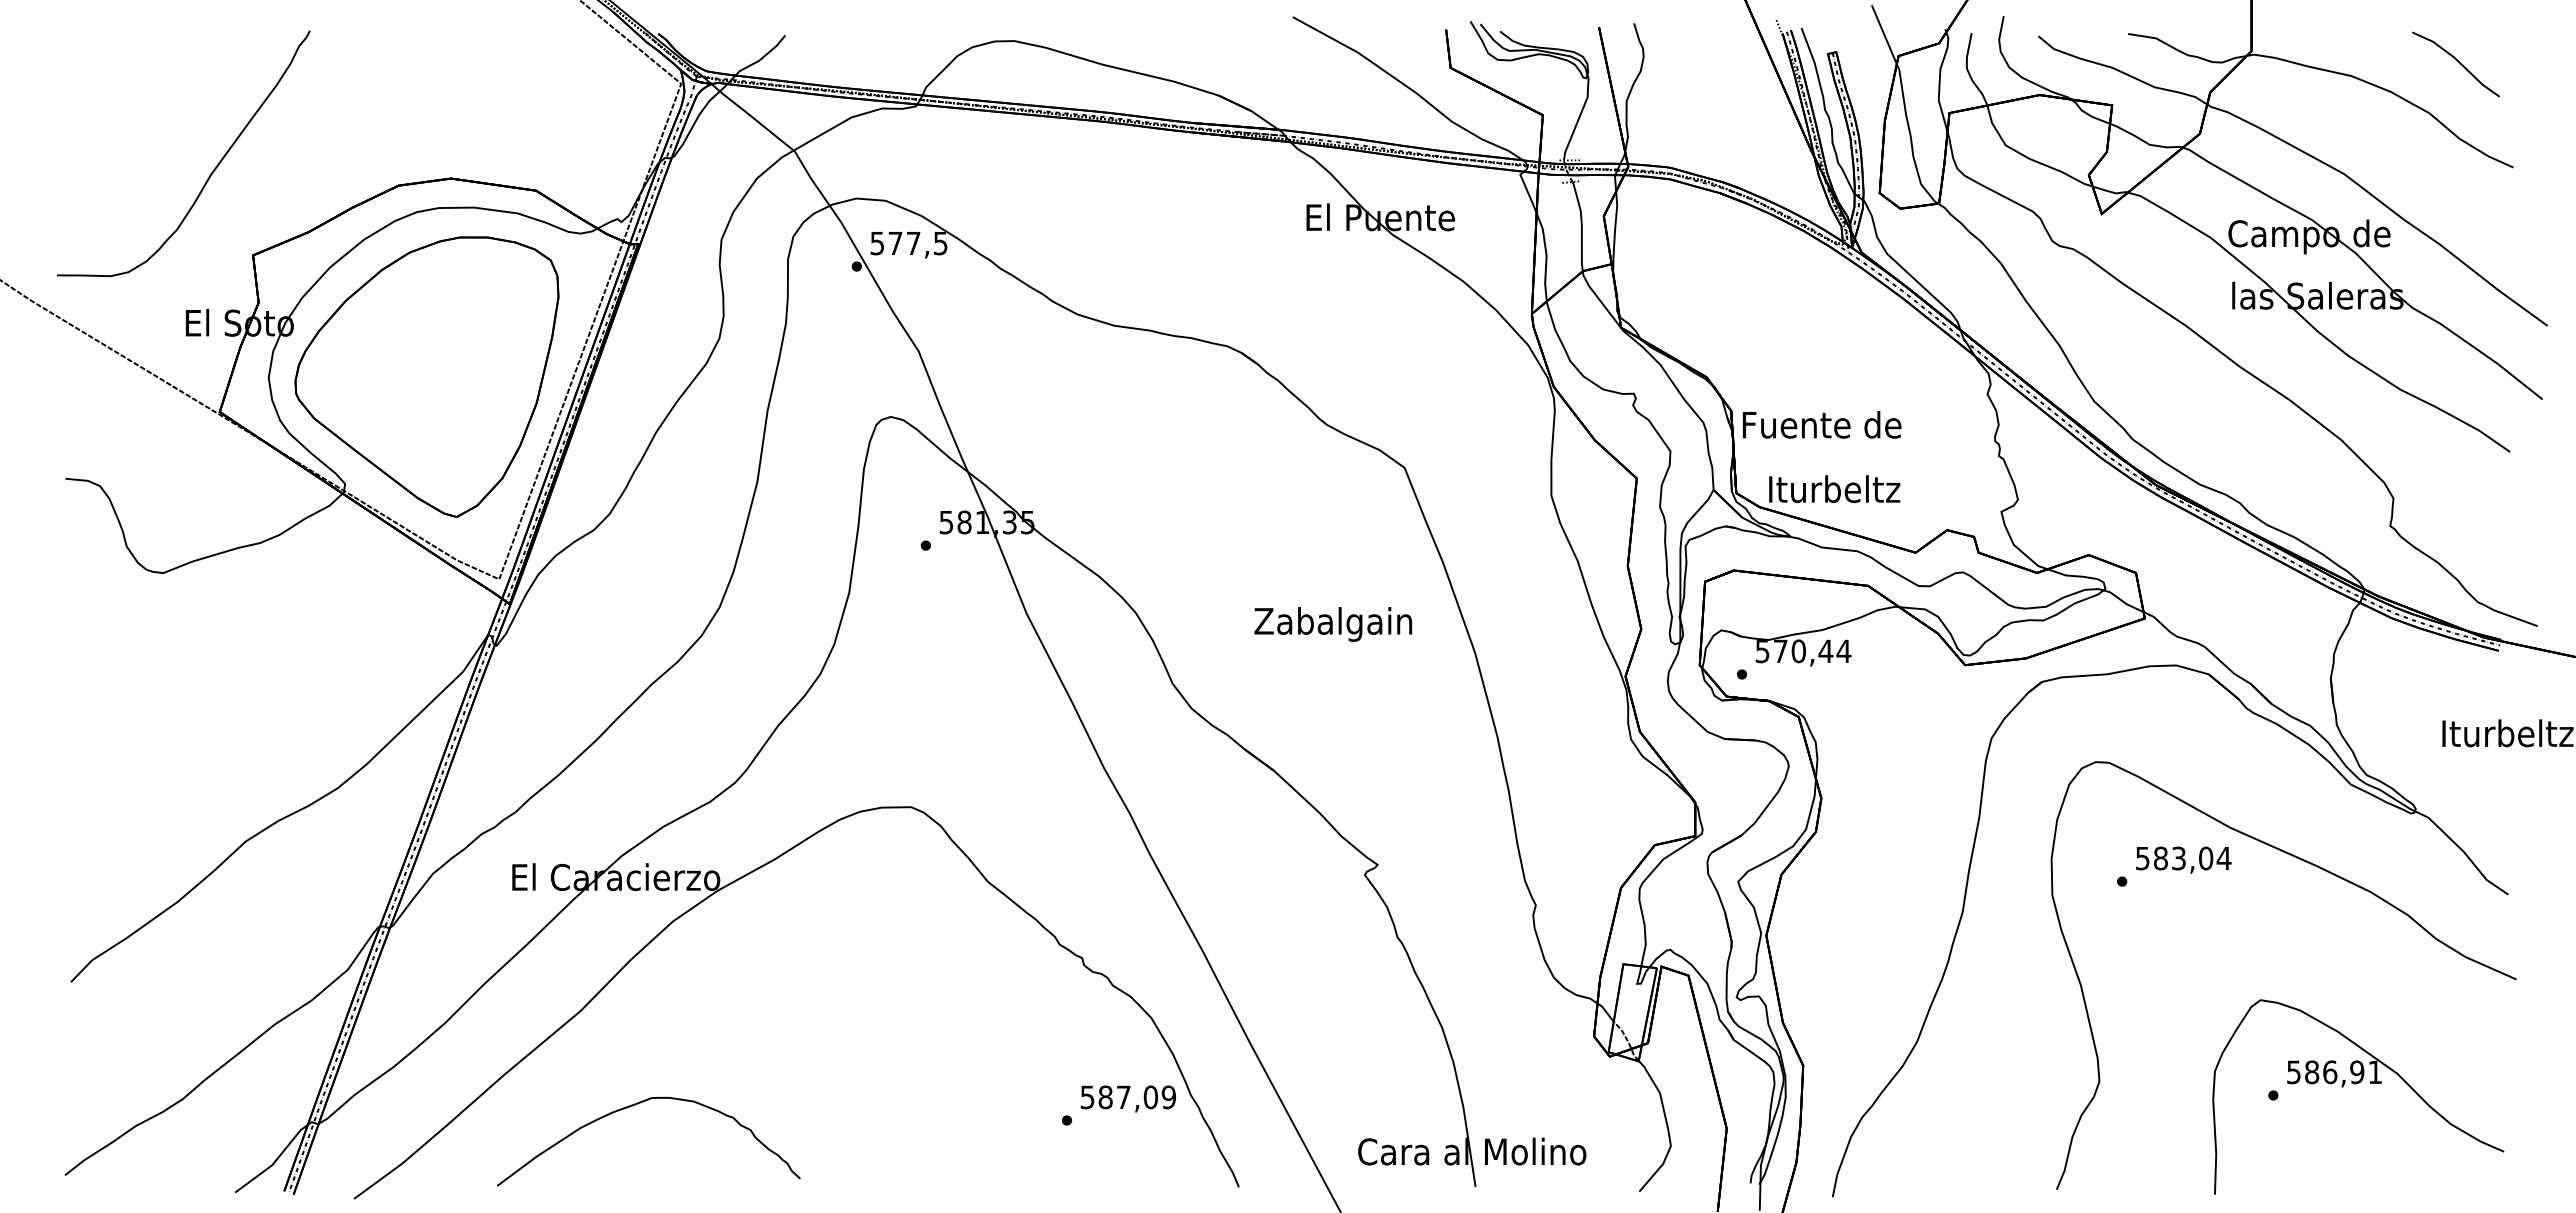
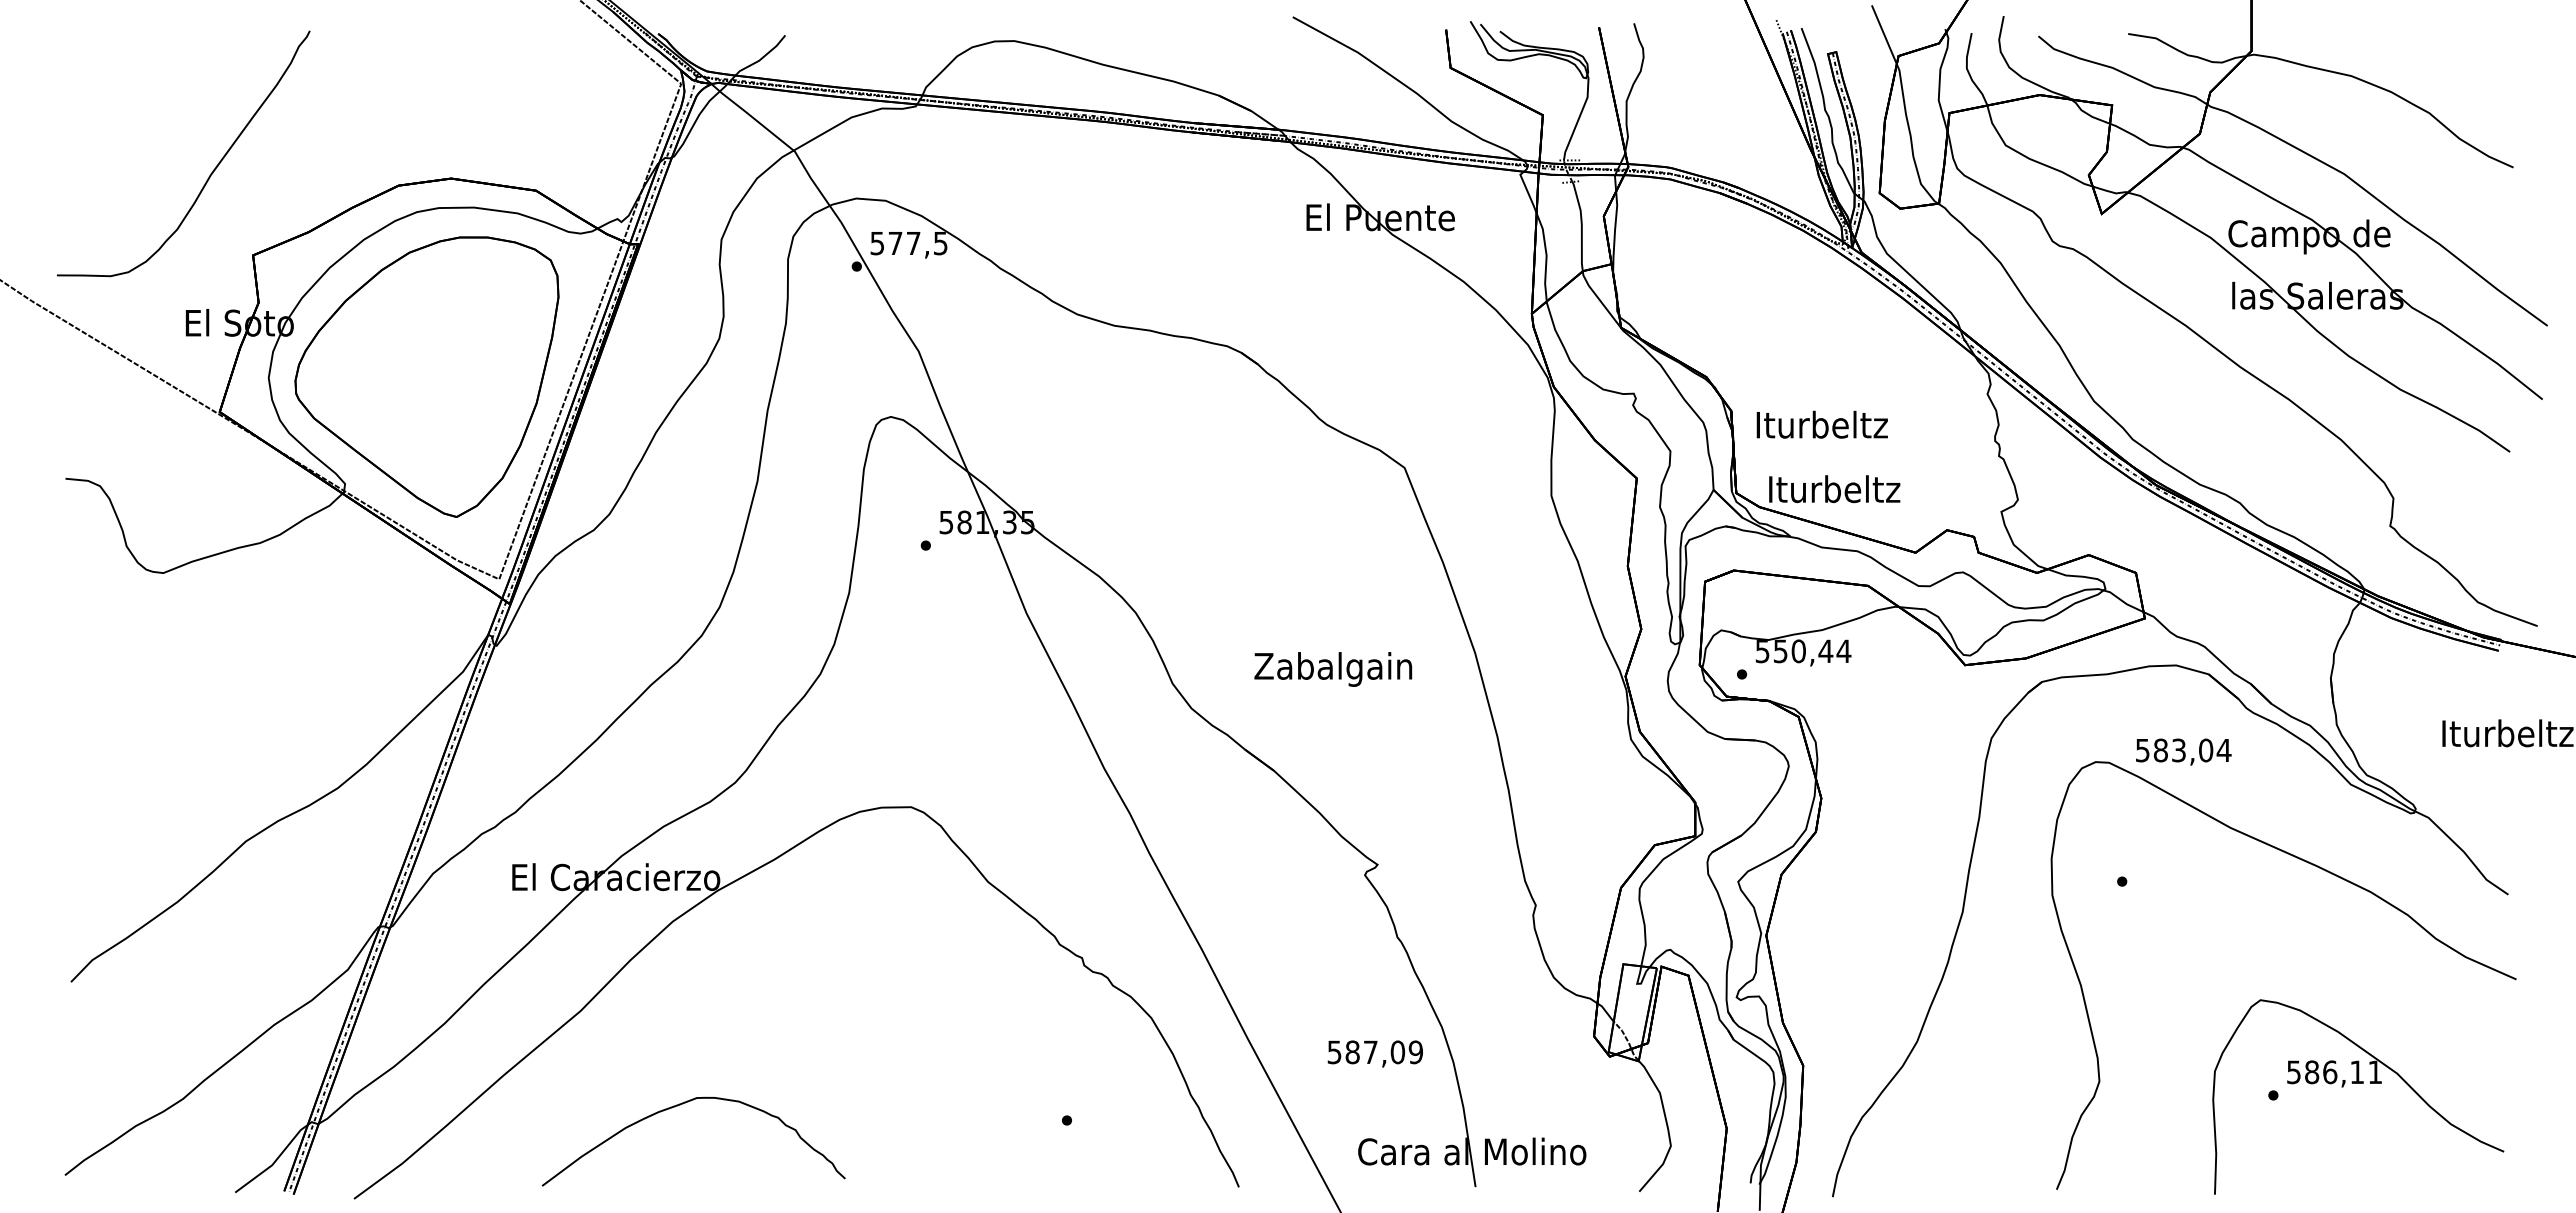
line: present -> none (2457, 61)
text: Fuente de -> Iturbeltz (1821, 424)
text position: (1333, 624) -> (1333, 669) (1333, 669)
text: 570,44 -> 550,44 (1780, 651)
text position: (2183, 859) -> (2183, 751) (2183, 751)
text: 586,91 -> 586,11 (2357, 1072)
text position: (1127, 1098) -> (1374, 1053) (1374, 1053)
curve position: (635, 1105) -> (680, 1105) (680, 1105)
